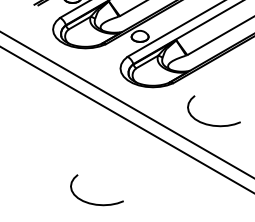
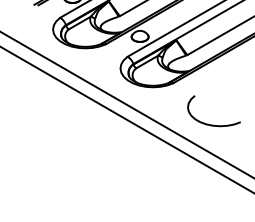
curve: present -> none (91, 202)
